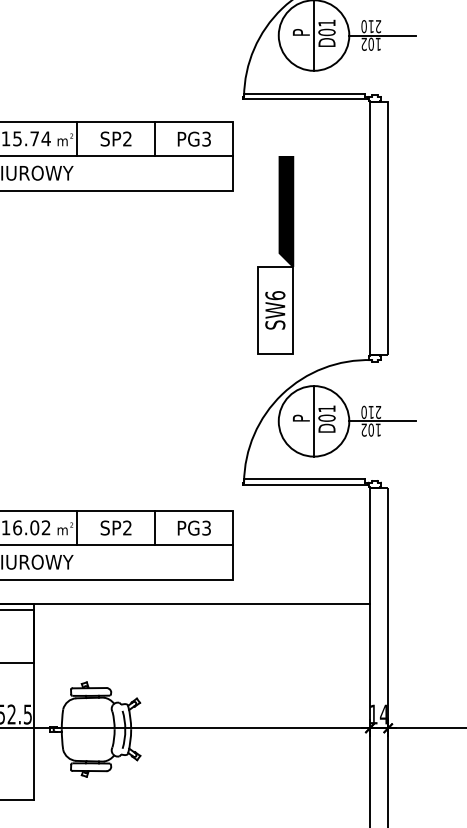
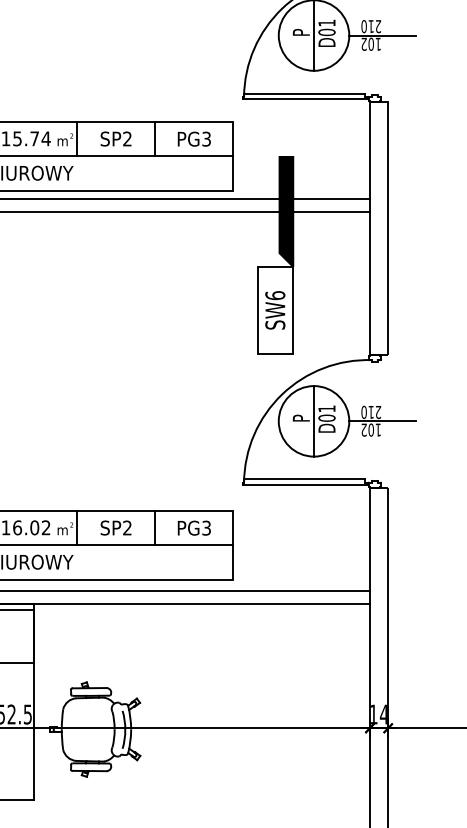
line: none -> present (185, 198)
line: none -> present (185, 211)
line: none -> present (185, 590)
